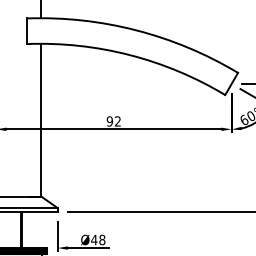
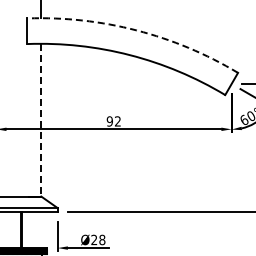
arc: solid -> dashed (136, 30)
line: solid -> dashed (41, 120)
text: Ø48 -> Ø28 (94, 239)
